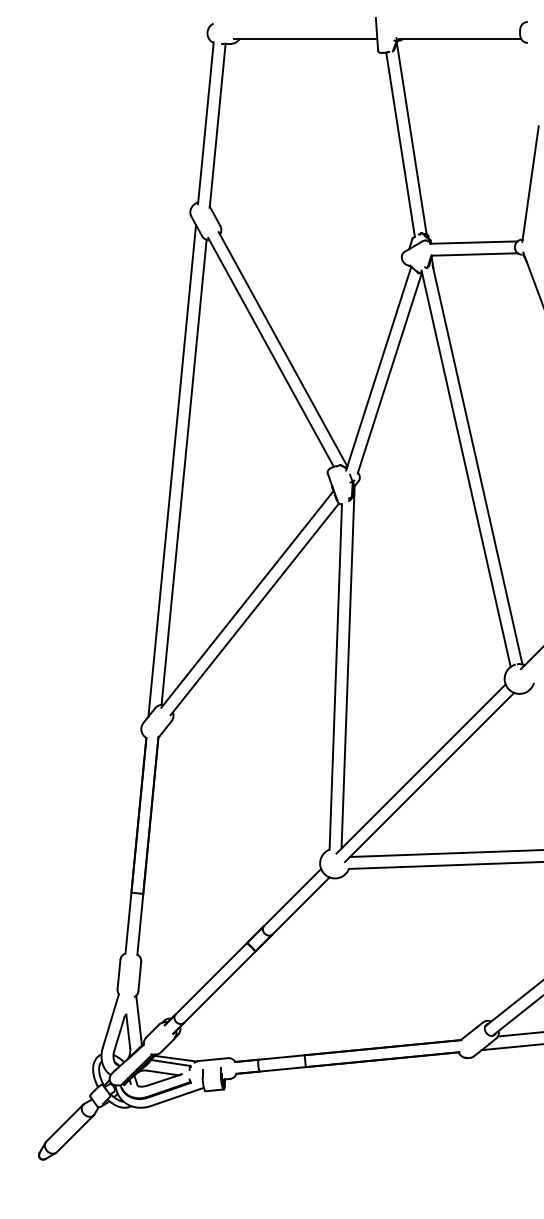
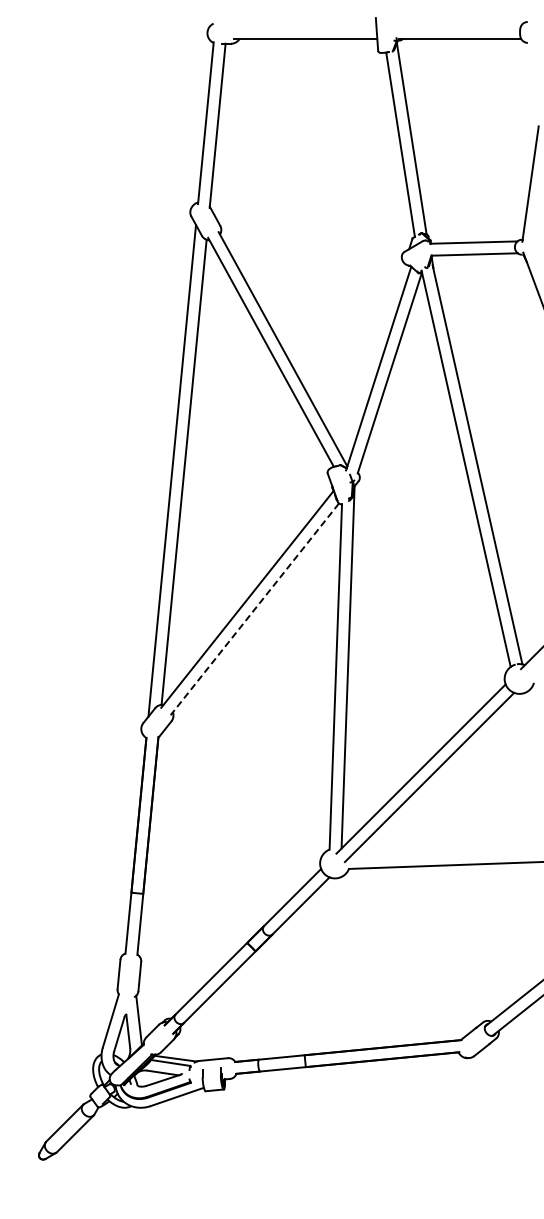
line: solid -> dashed (254, 609)
line: present -> none (445, 853)
line: present -> none (518, 1034)
line: present -> none (510, 1047)
